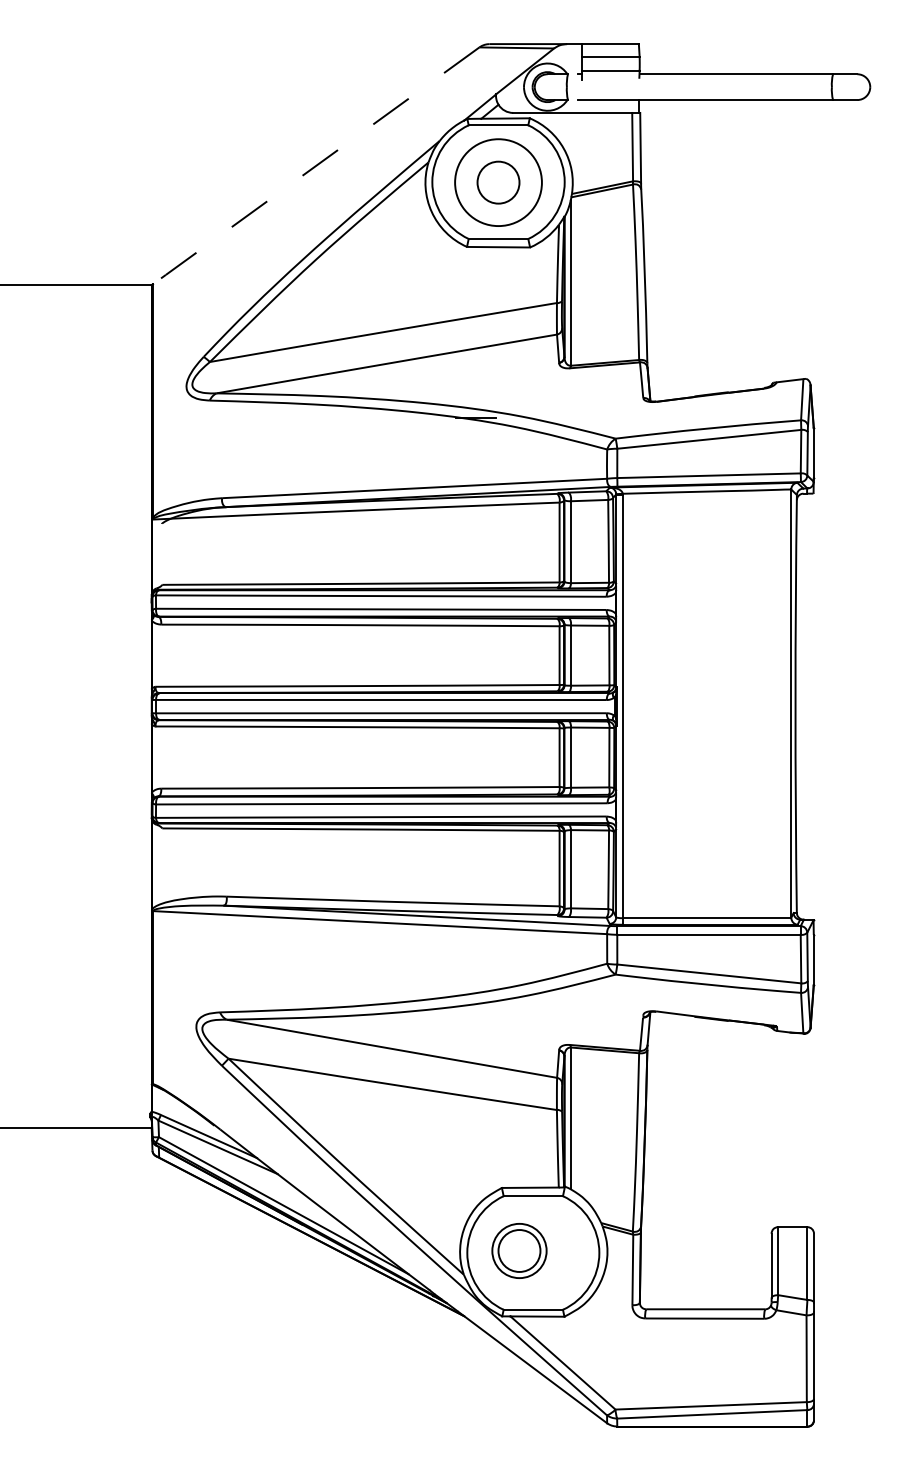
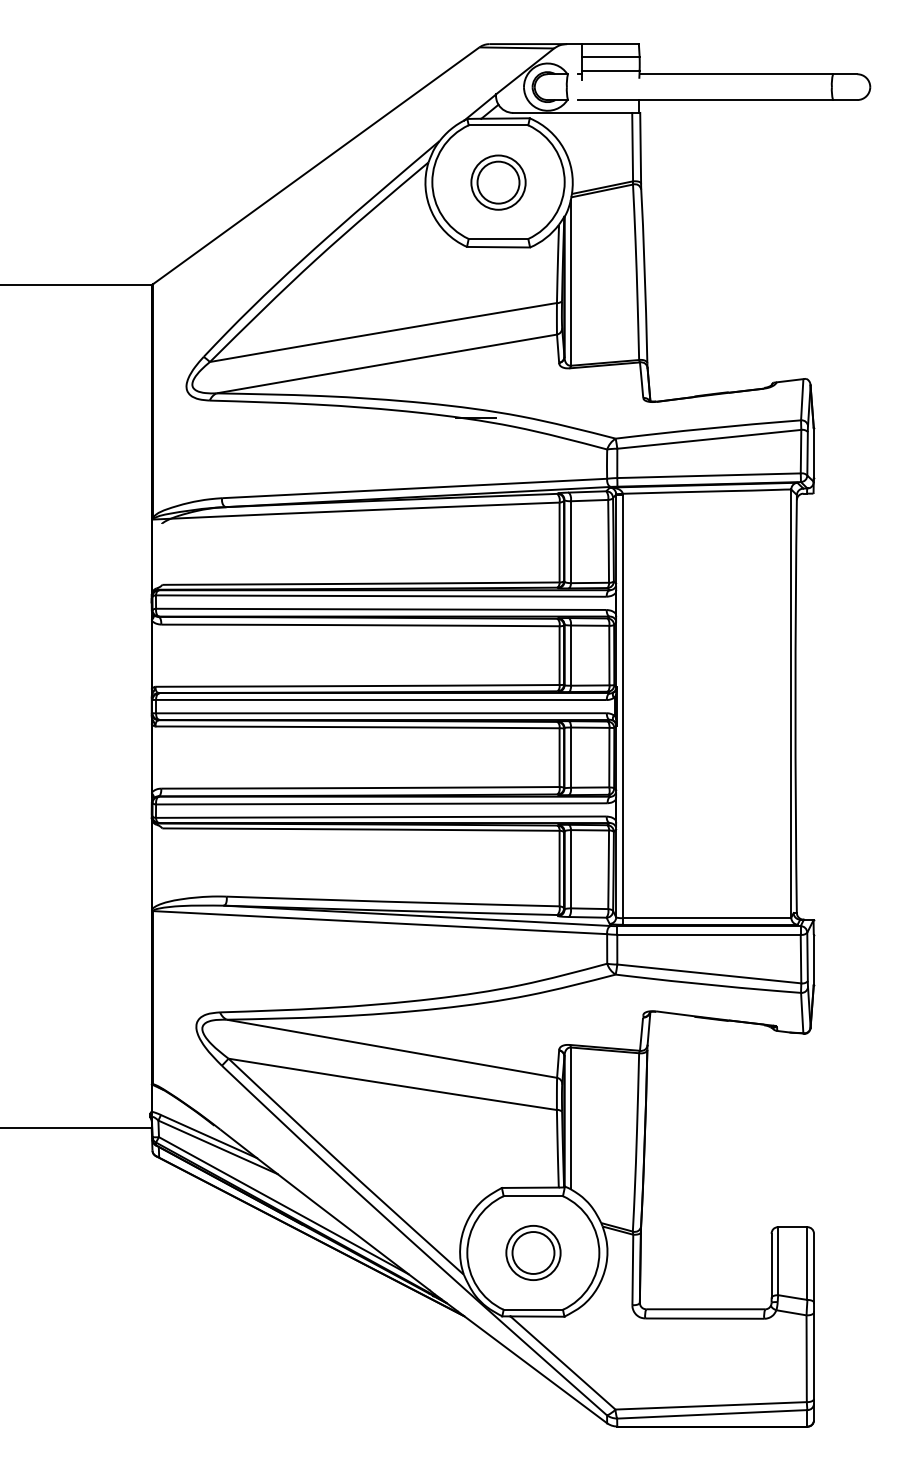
line: dashed -> solid (315, 166)
circle diameter: 87 px -> 54 px (498, 182)
part position: (519, 1250) -> (533, 1252) (533, 1252)
